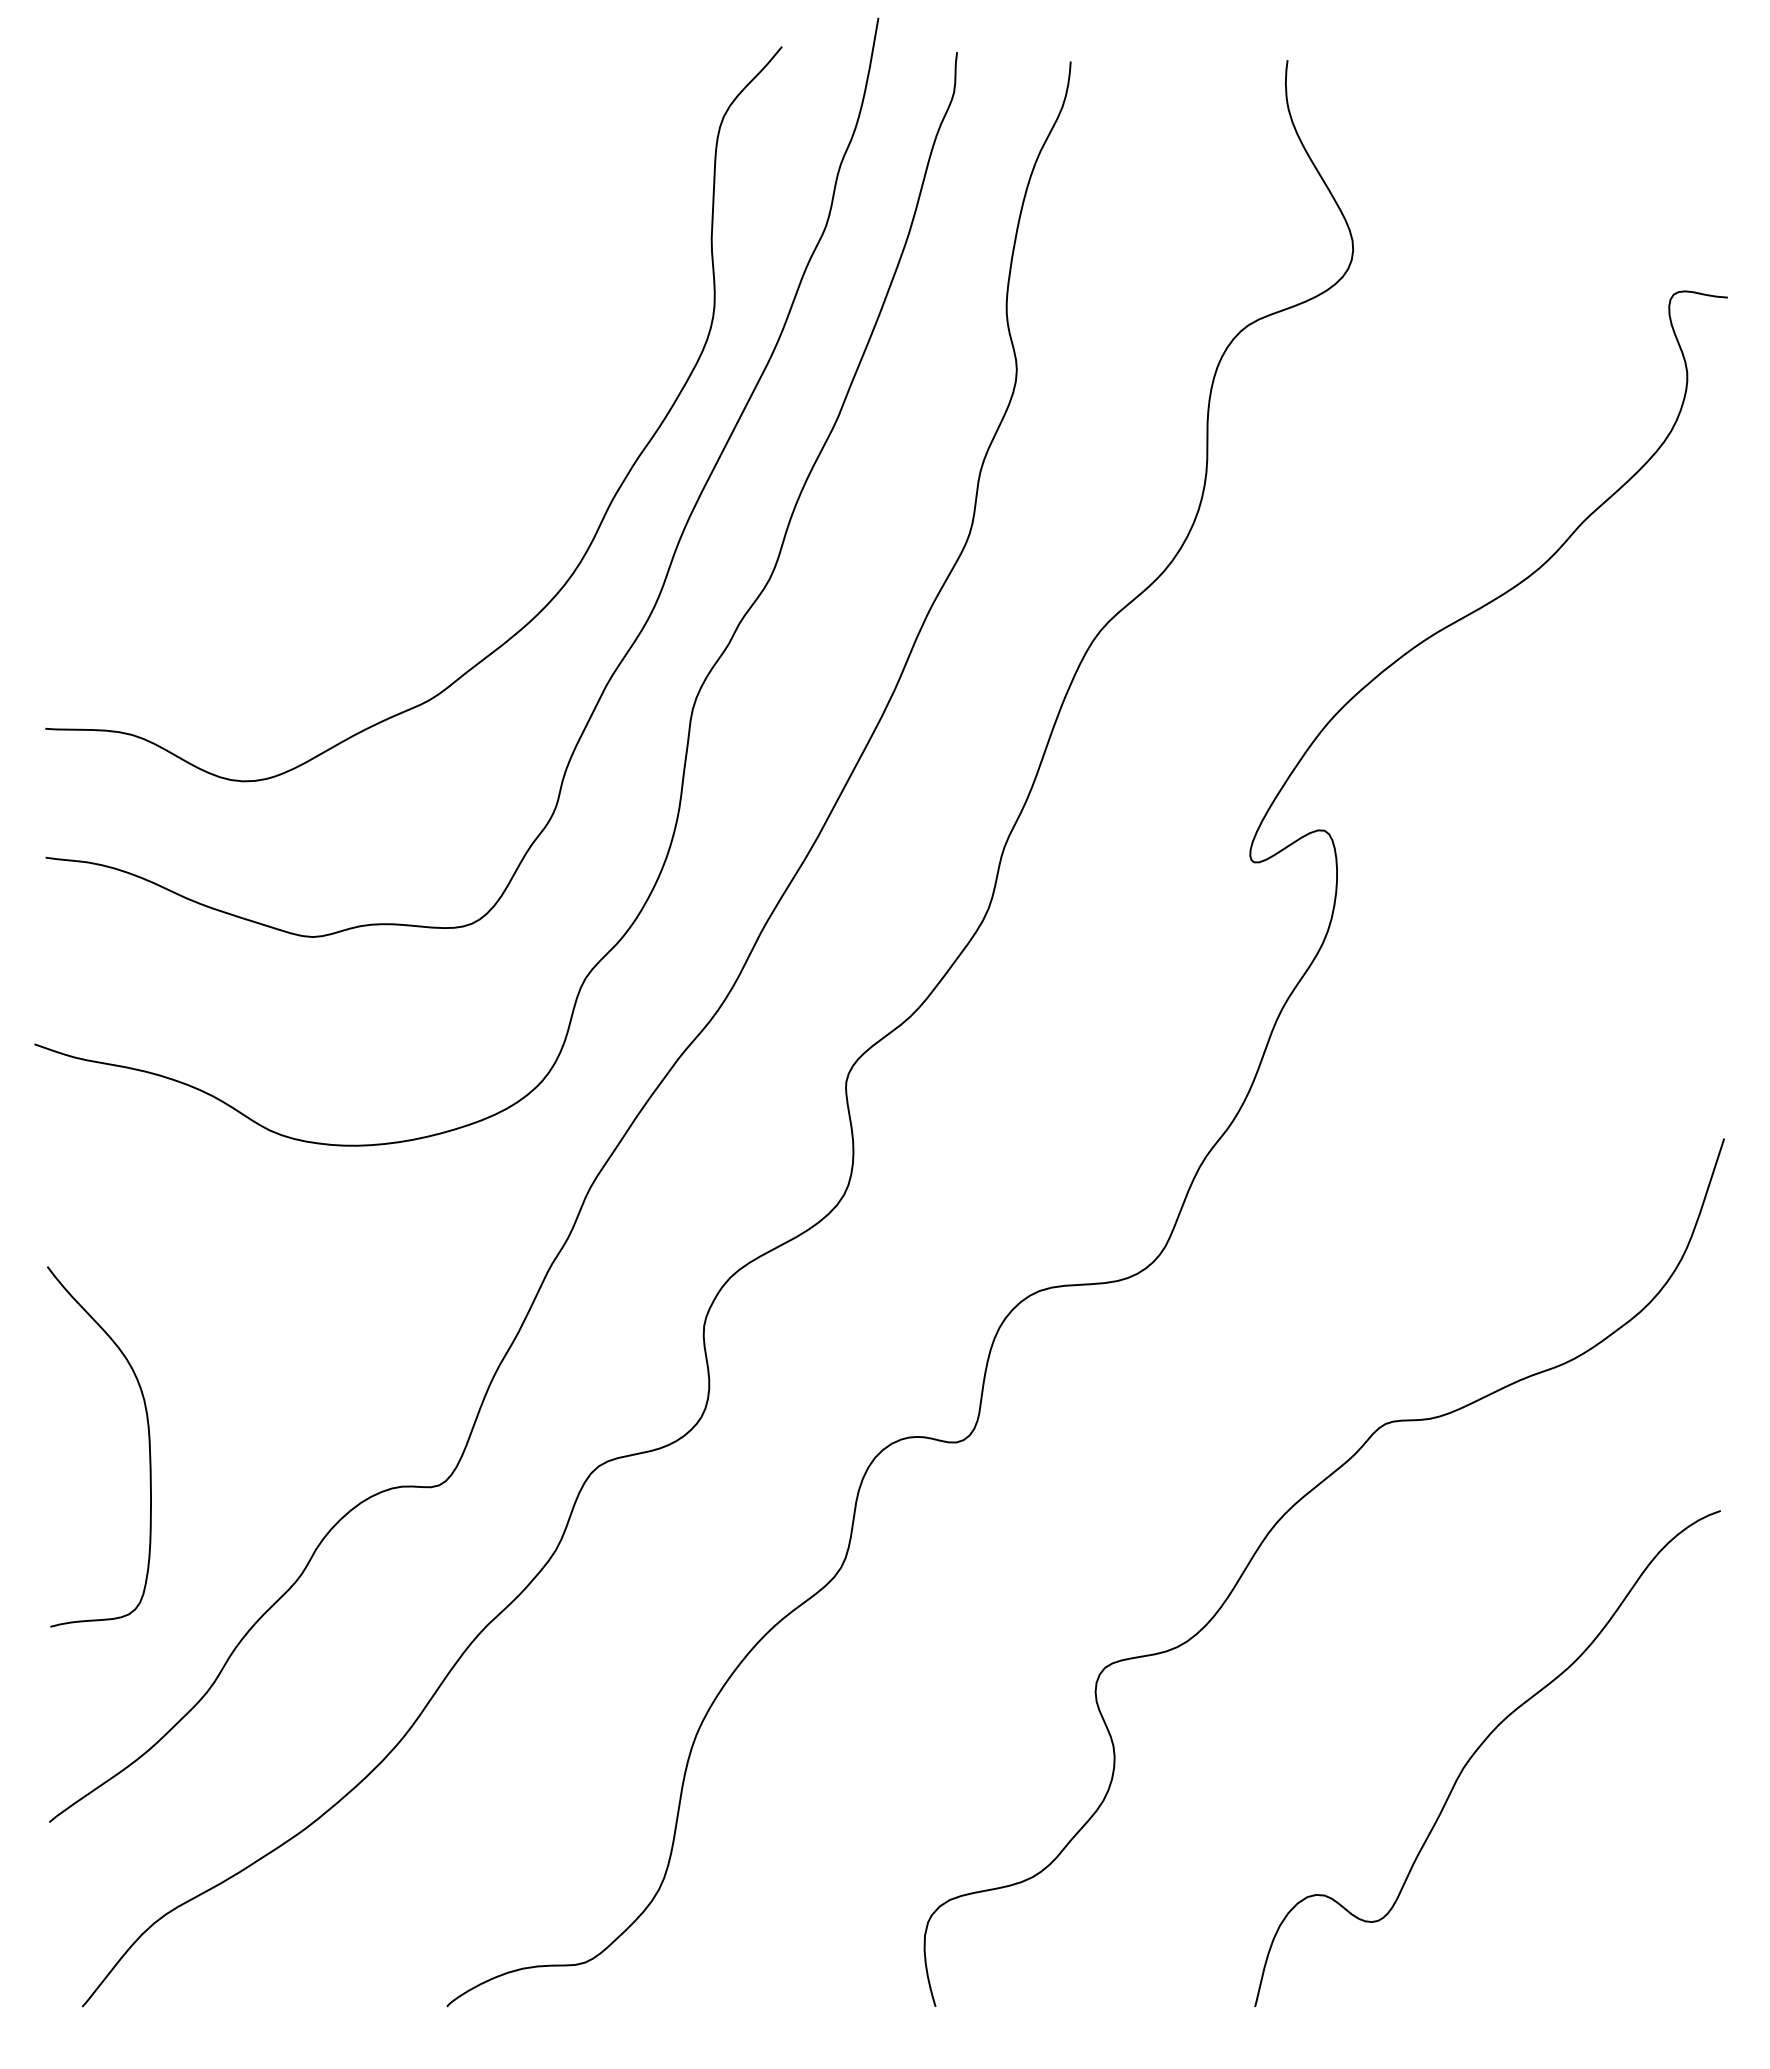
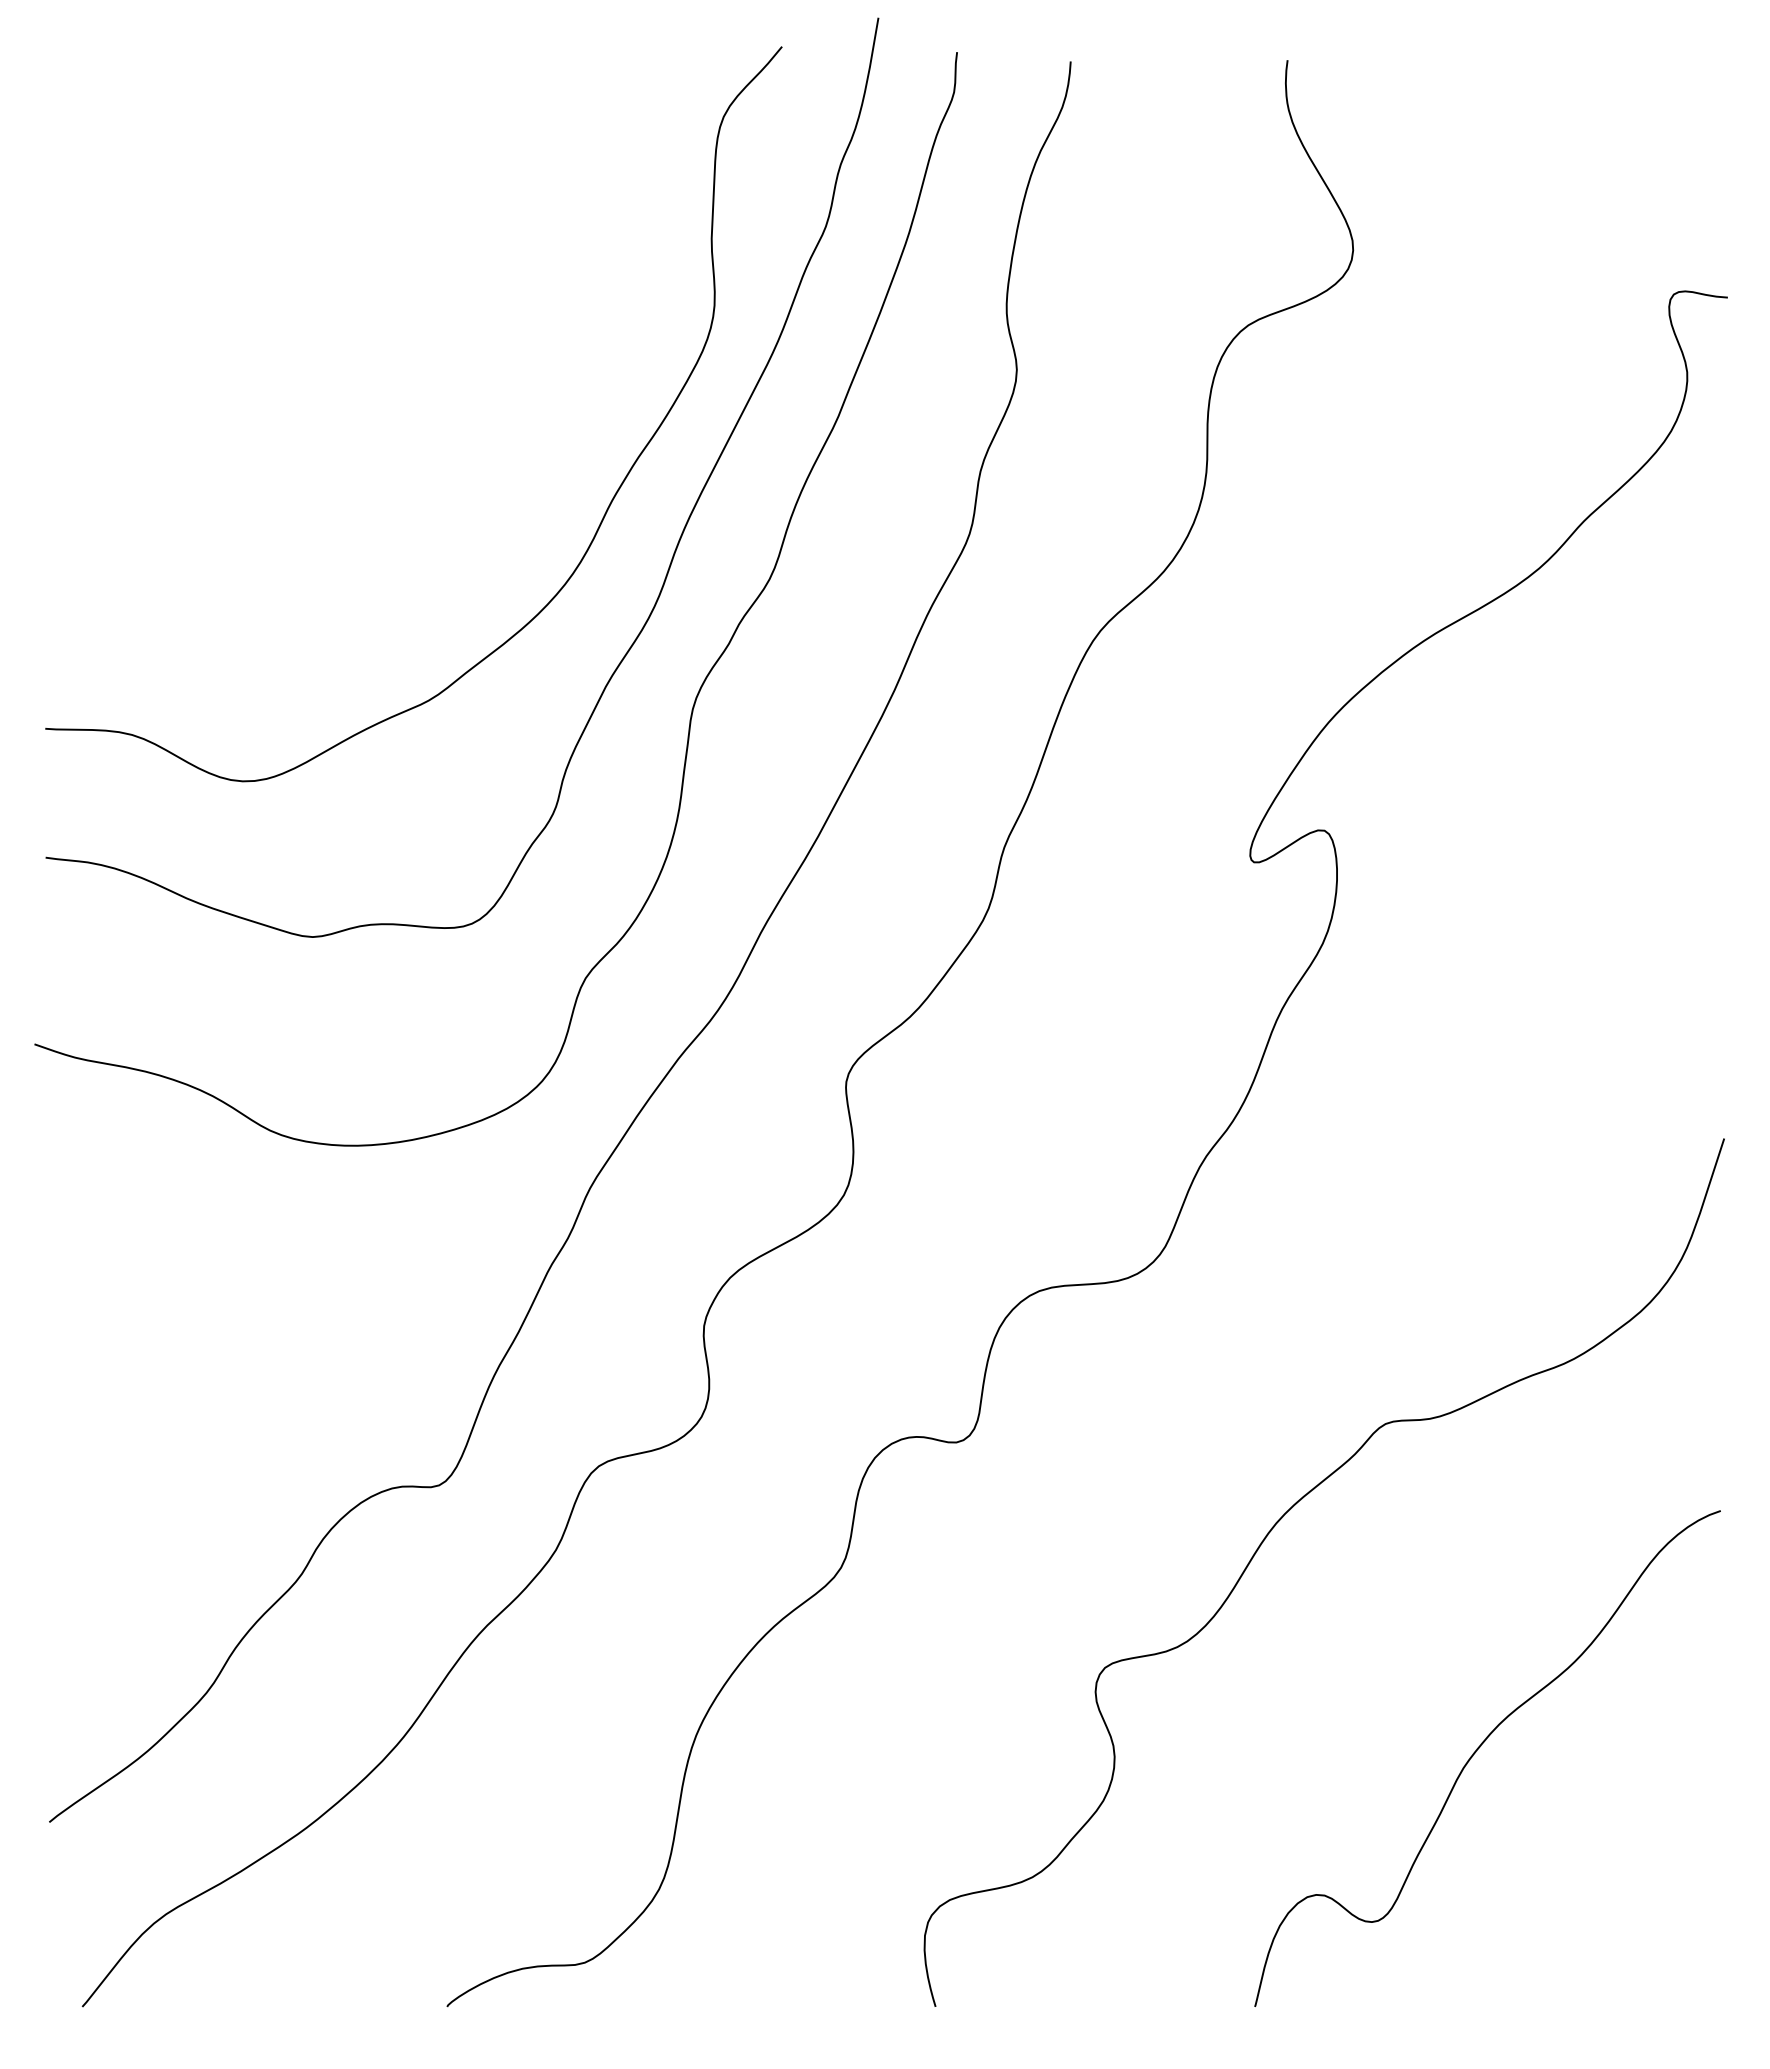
curve: present -> none (148, 1445)
